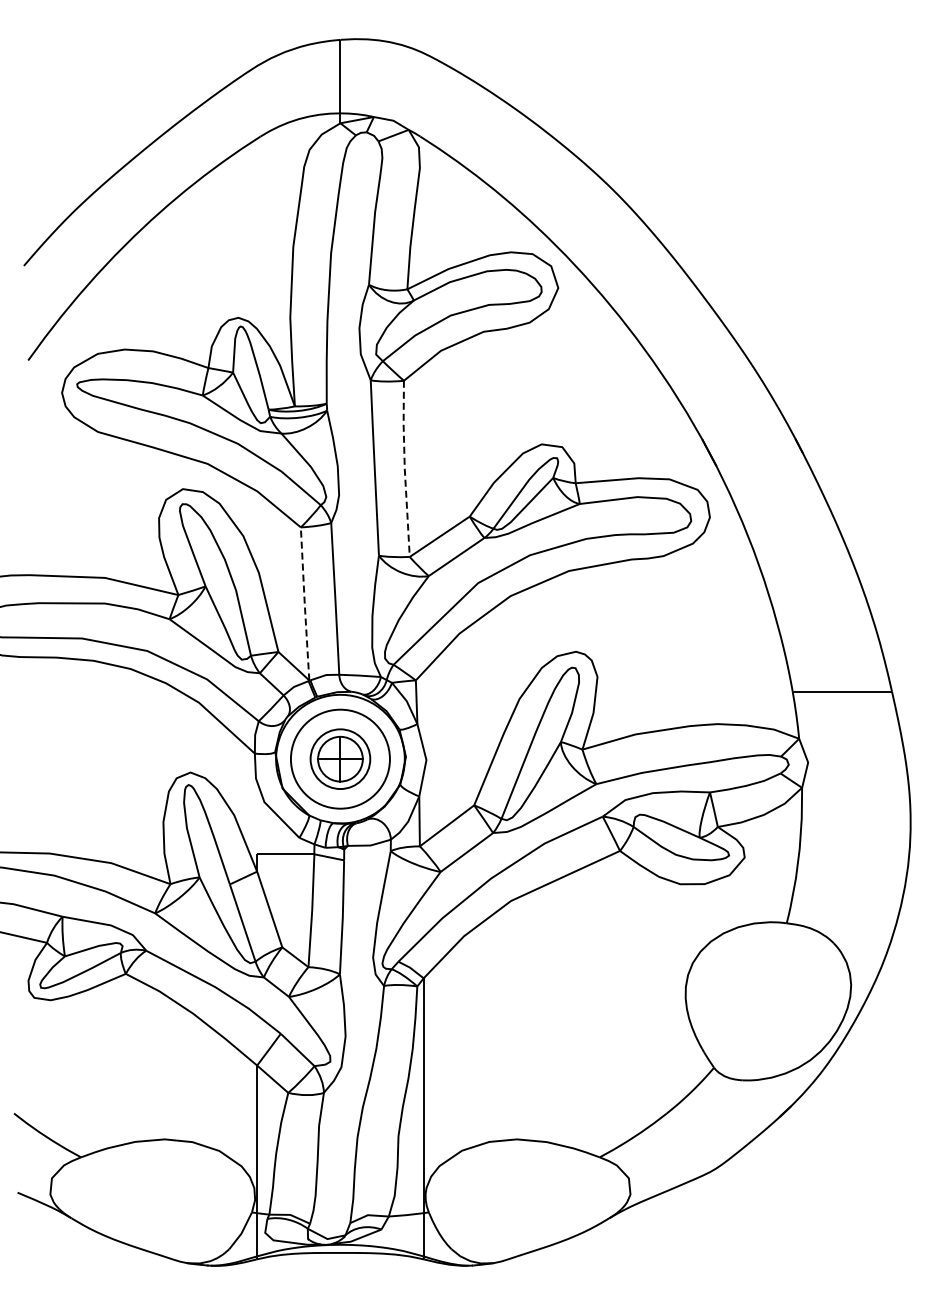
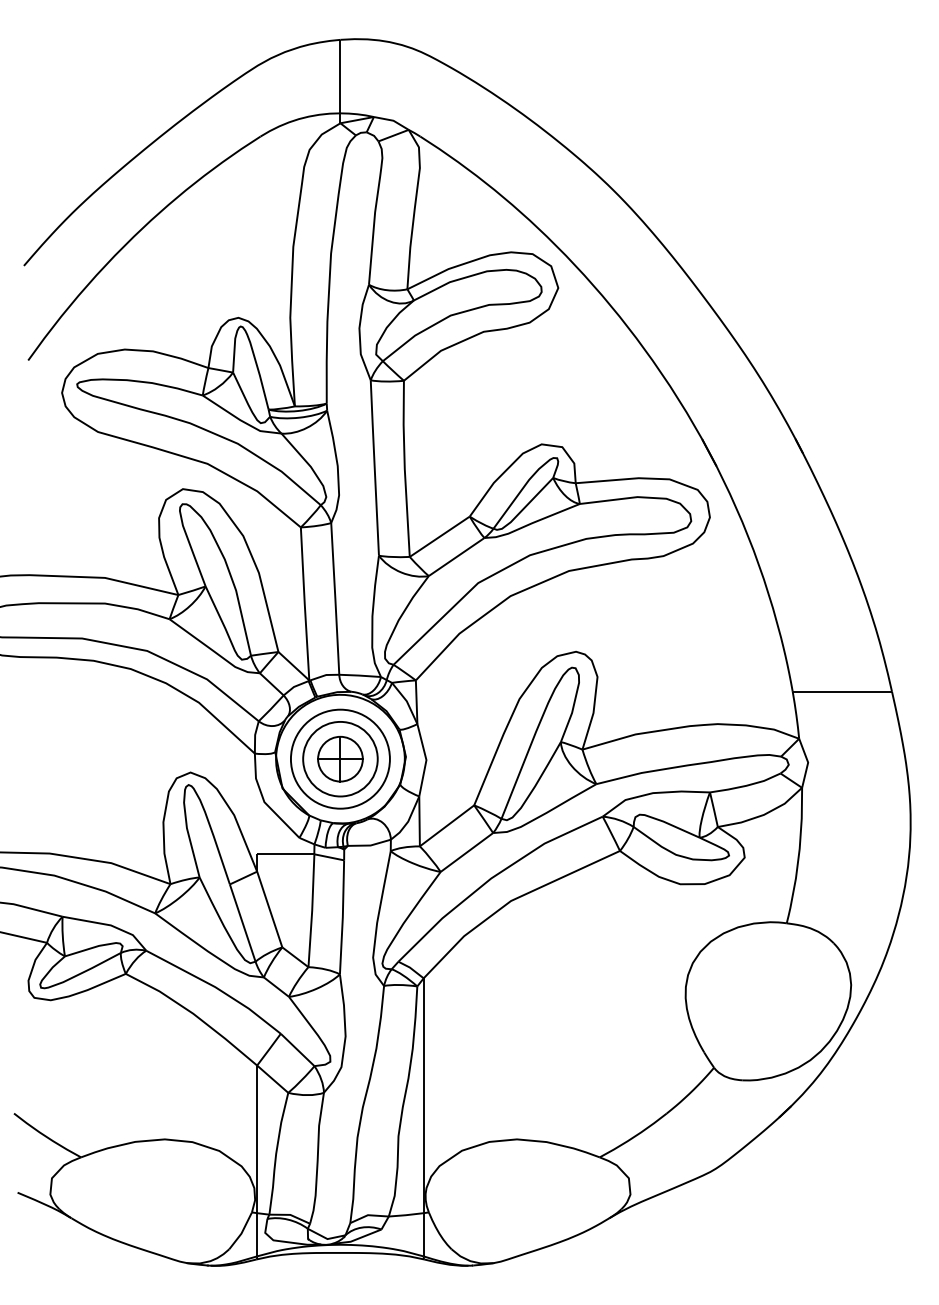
line: dashed -> solid (404, 469)
line: dashed -> solid (304, 603)
circle diameter: 60 px -> 75 px (340, 758)
